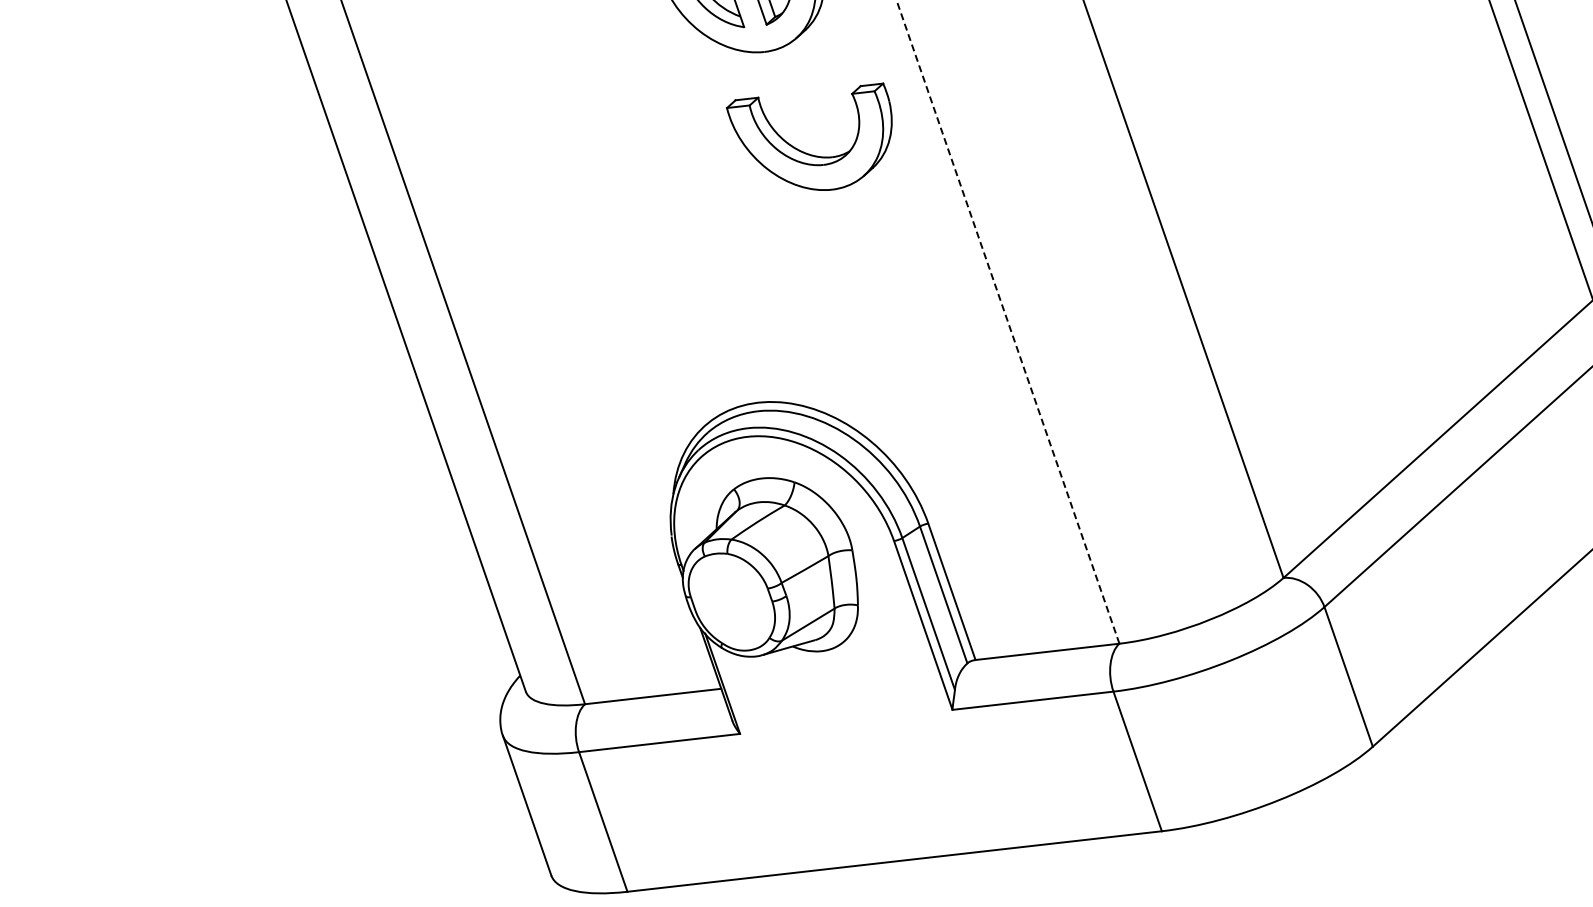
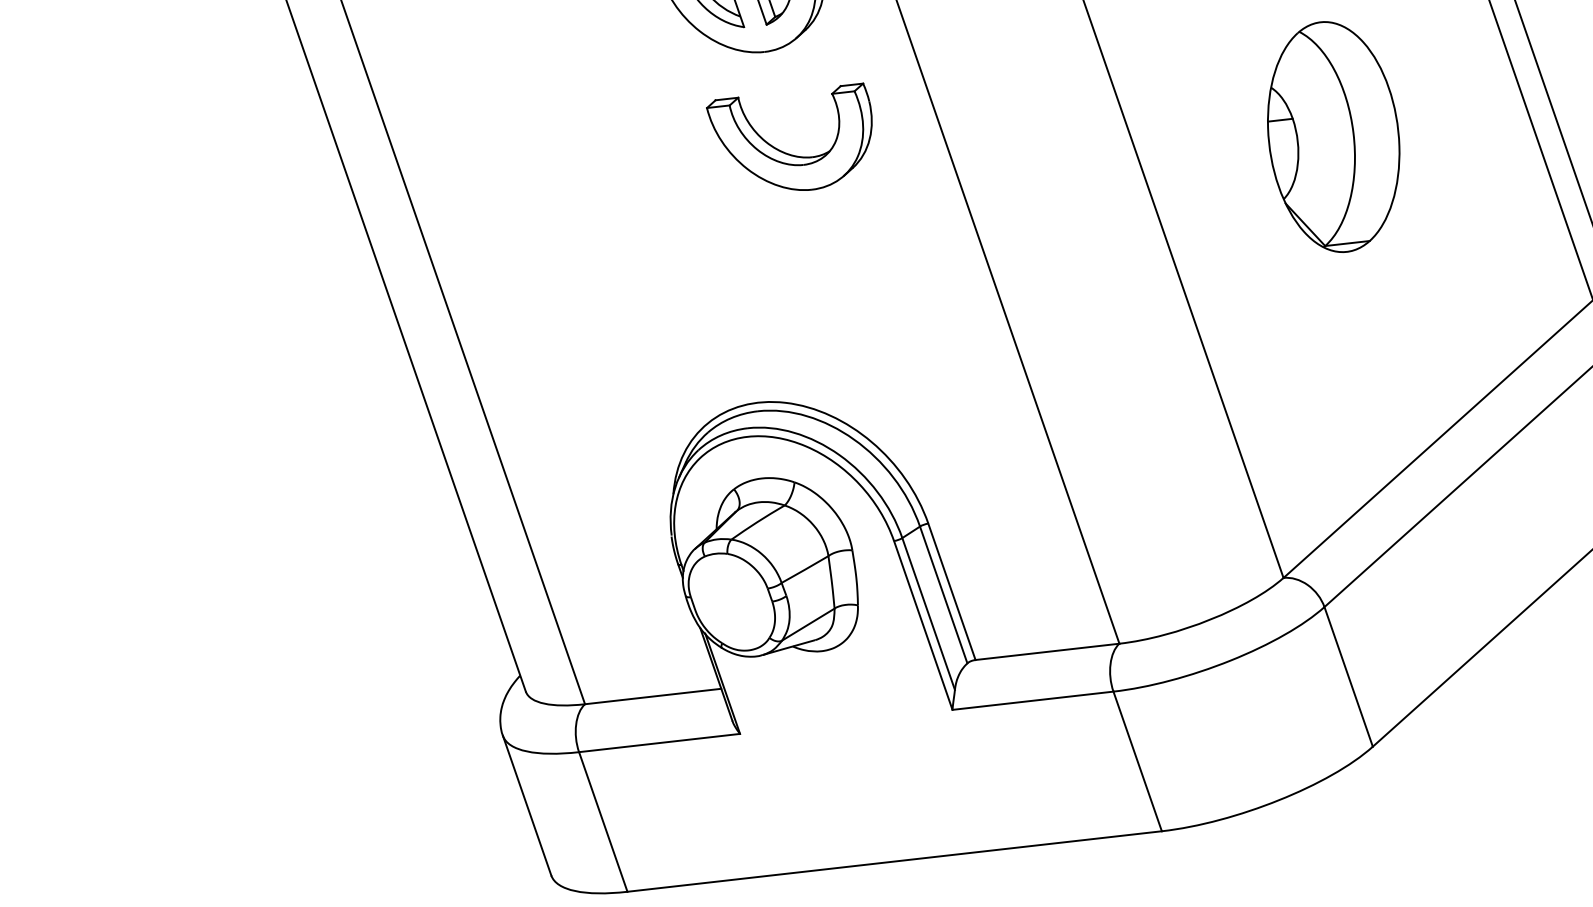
part: none -> present (1333, 136)
part position: (804, 151) -> (784, 151) (784, 151)
line: dashed -> solid (1007, 321)
